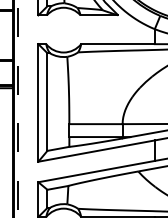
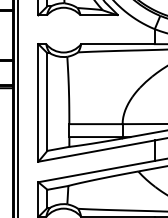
line: dashed -> solid (18, 109)
